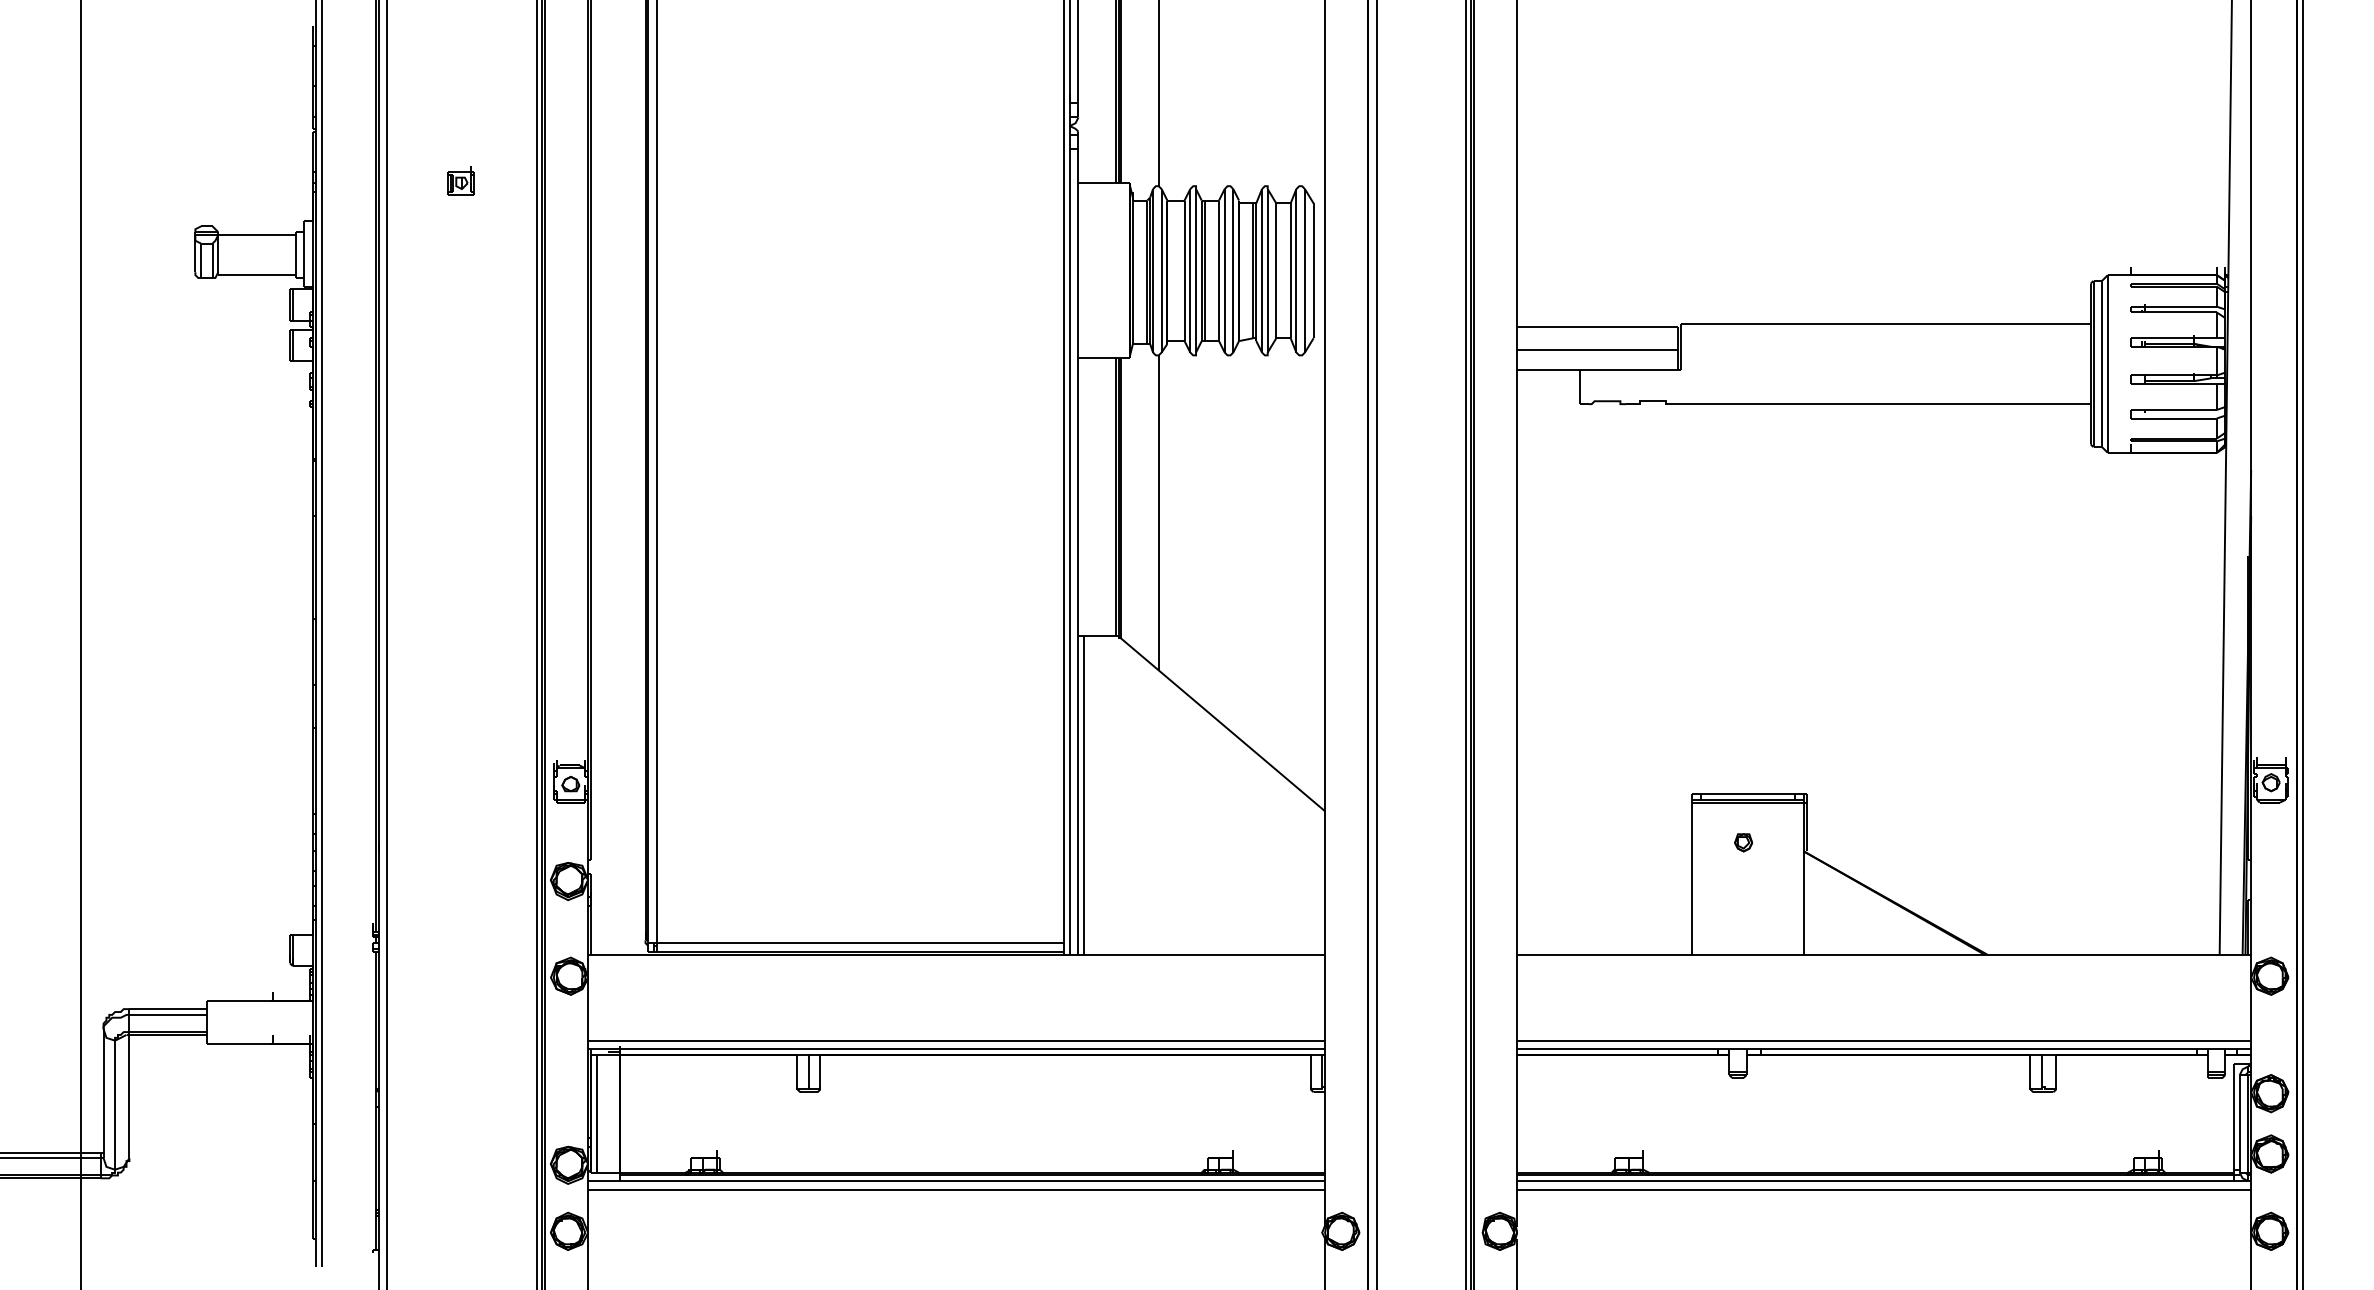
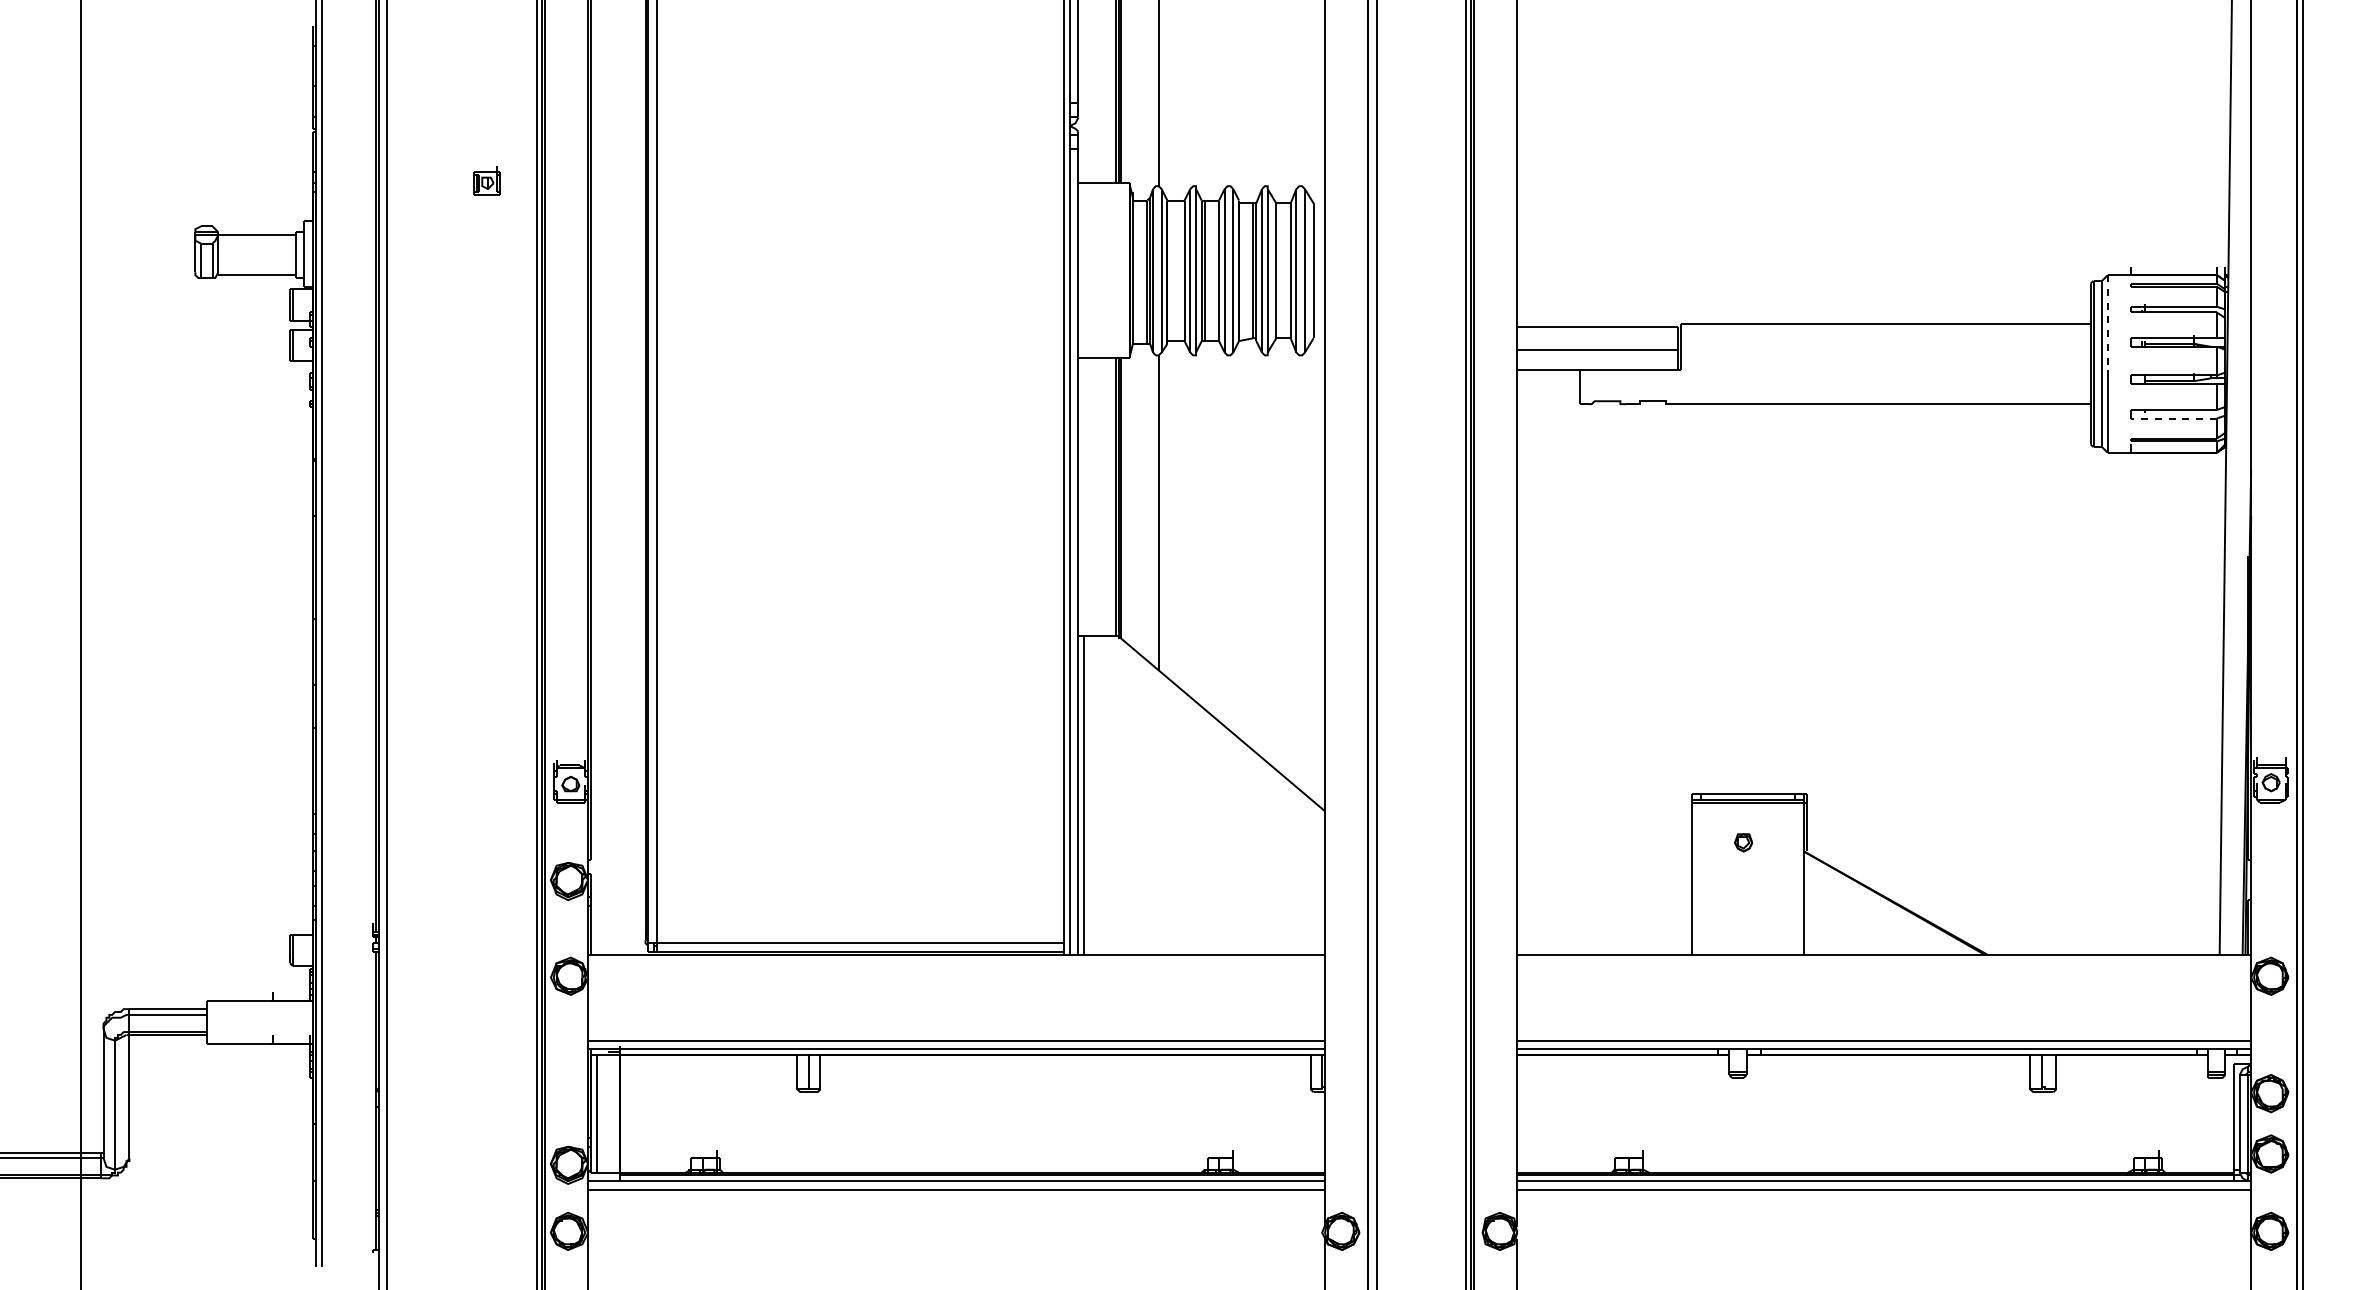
part position: (460, 180) -> (486, 180) (486, 180)
line: solid -> dashed (2107, 322)
line: solid -> dashed (2173, 418)
